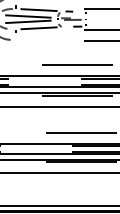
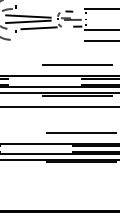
line: present -> none (38, 10)
line: present -> none (59, 173)
line: present -> none (59, 205)
